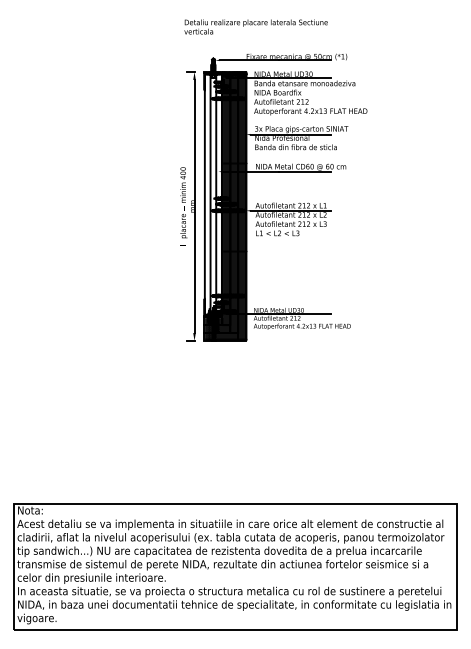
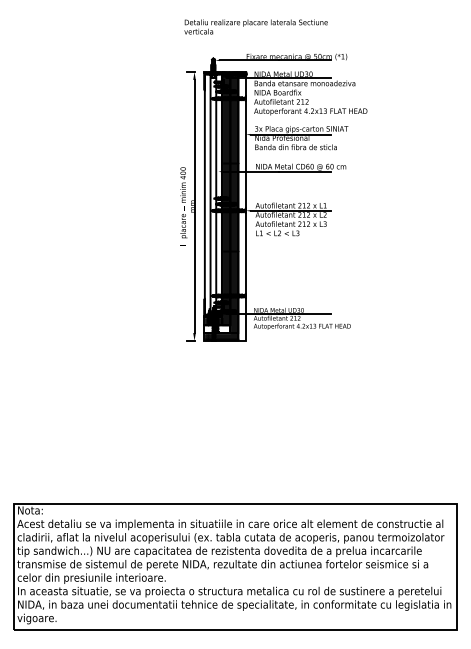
hatch: present -> none (242, 208)
hatch: present -> none (217, 328)
